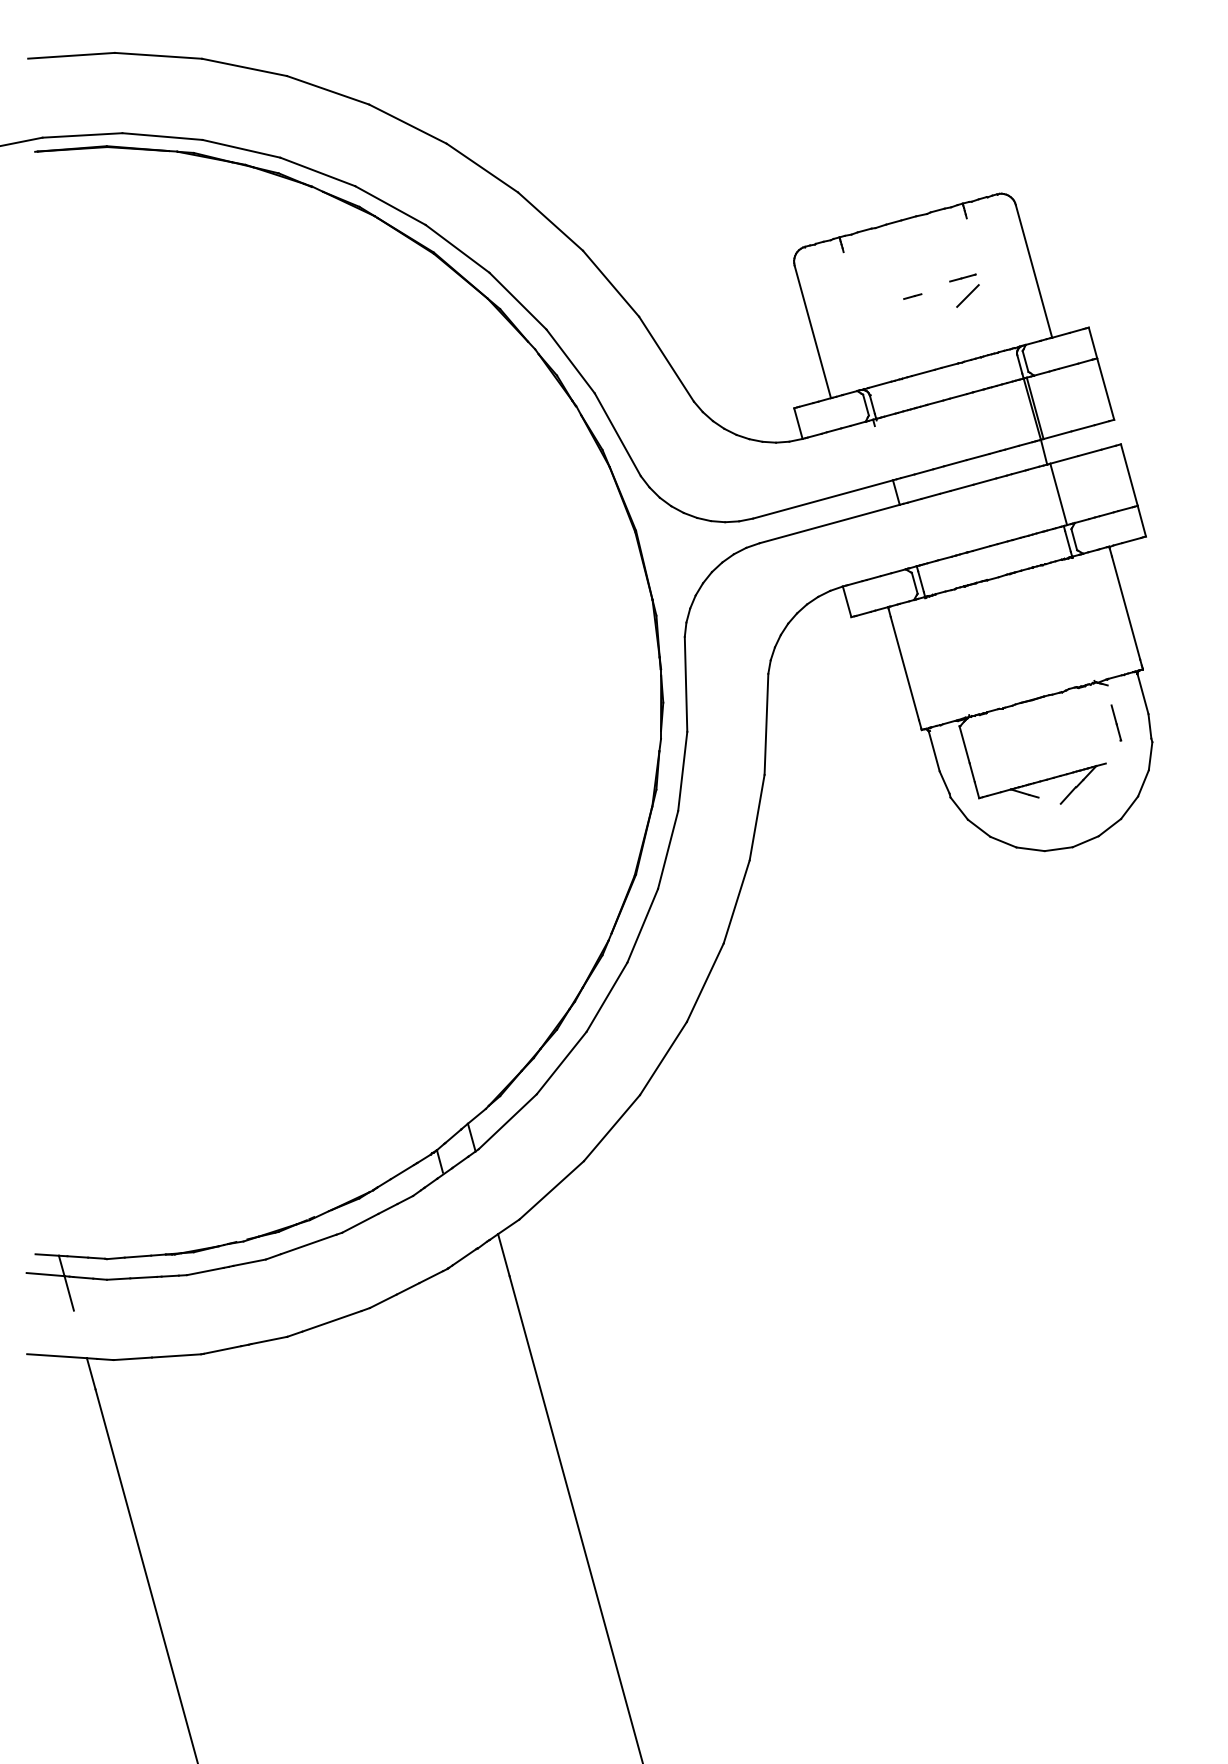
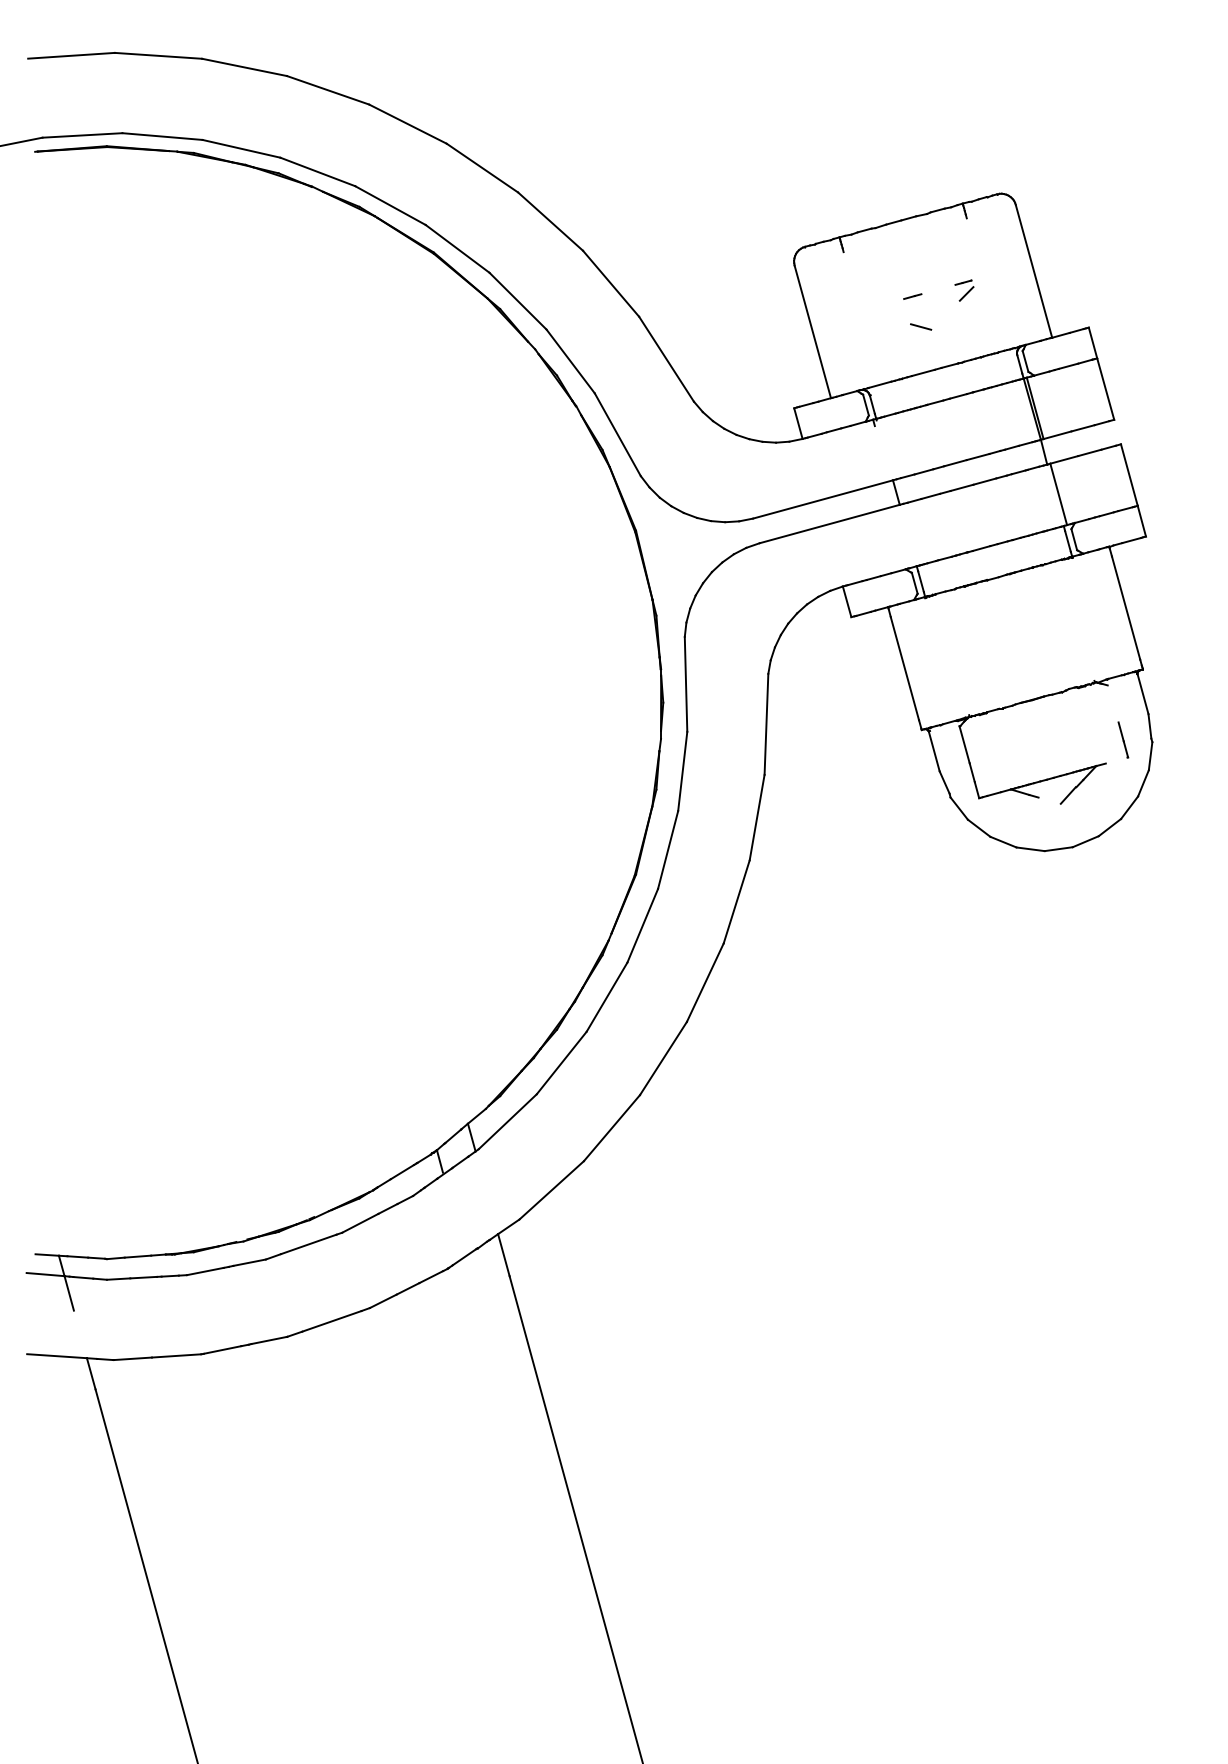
part size: 31x35 px -> 21x23 px (964, 290)
line: none -> present (921, 326)
line position: (1116, 722) -> (1123, 739) (1123, 739)
